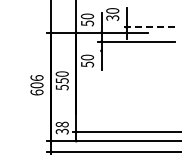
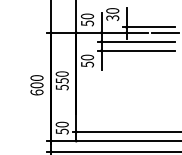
line: dashed -> solid (148, 27)
line: none -> present (165, 32)
line: none -> present (136, 50)
text: 606 -> 600 (36, 77)
text: 38 -> 50 (61, 127)
